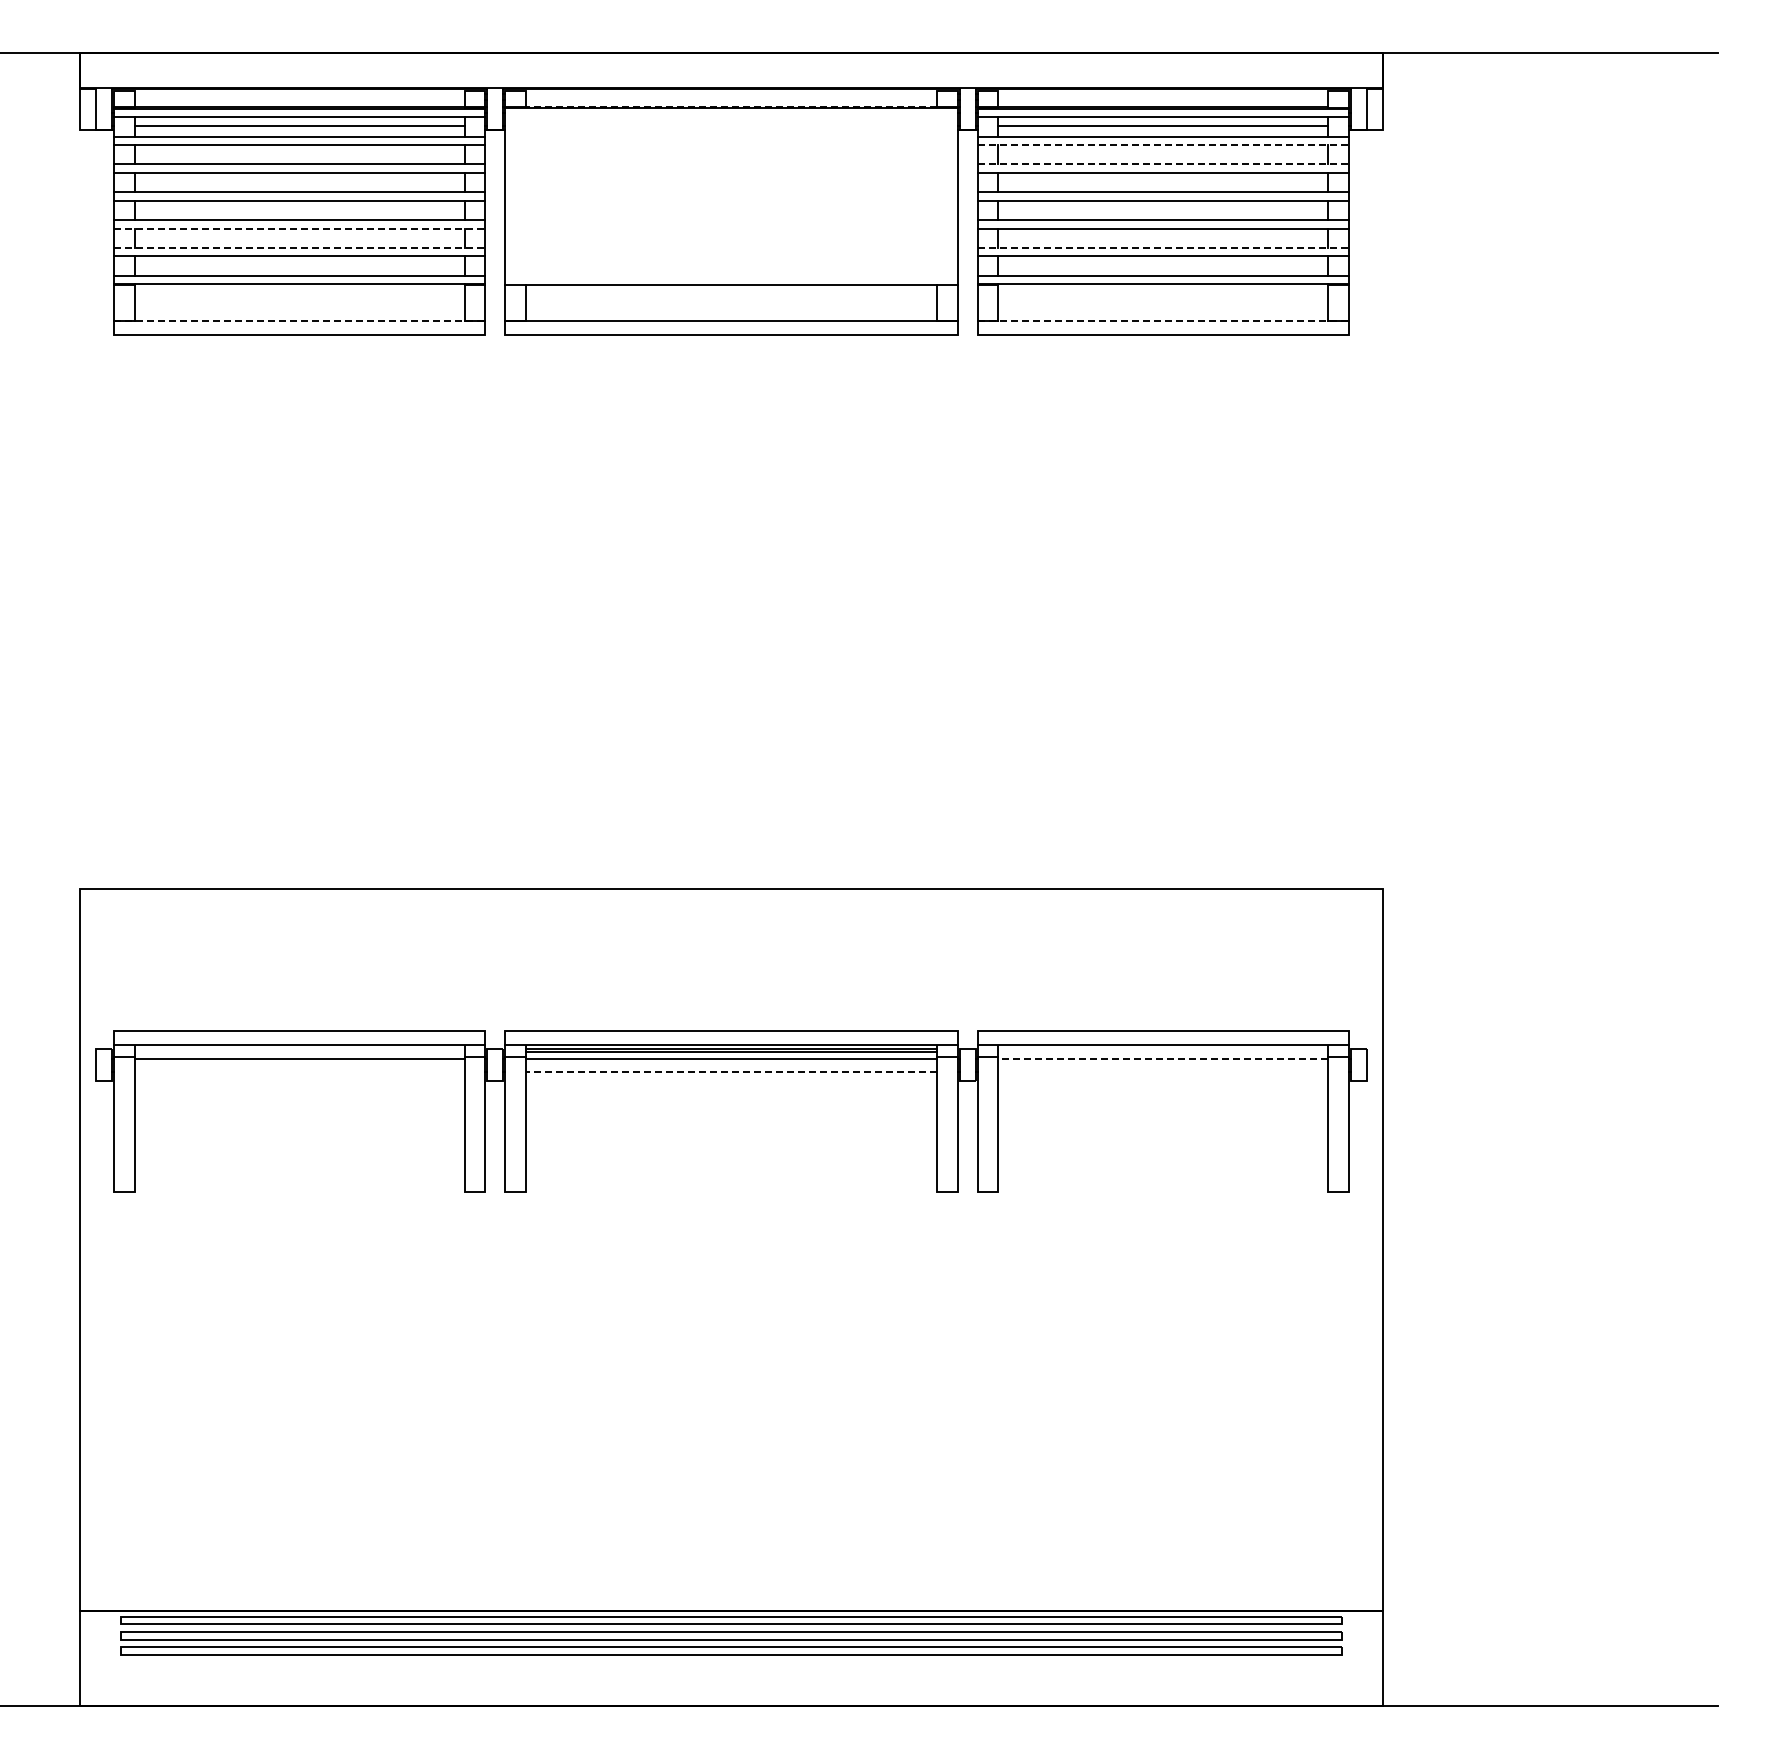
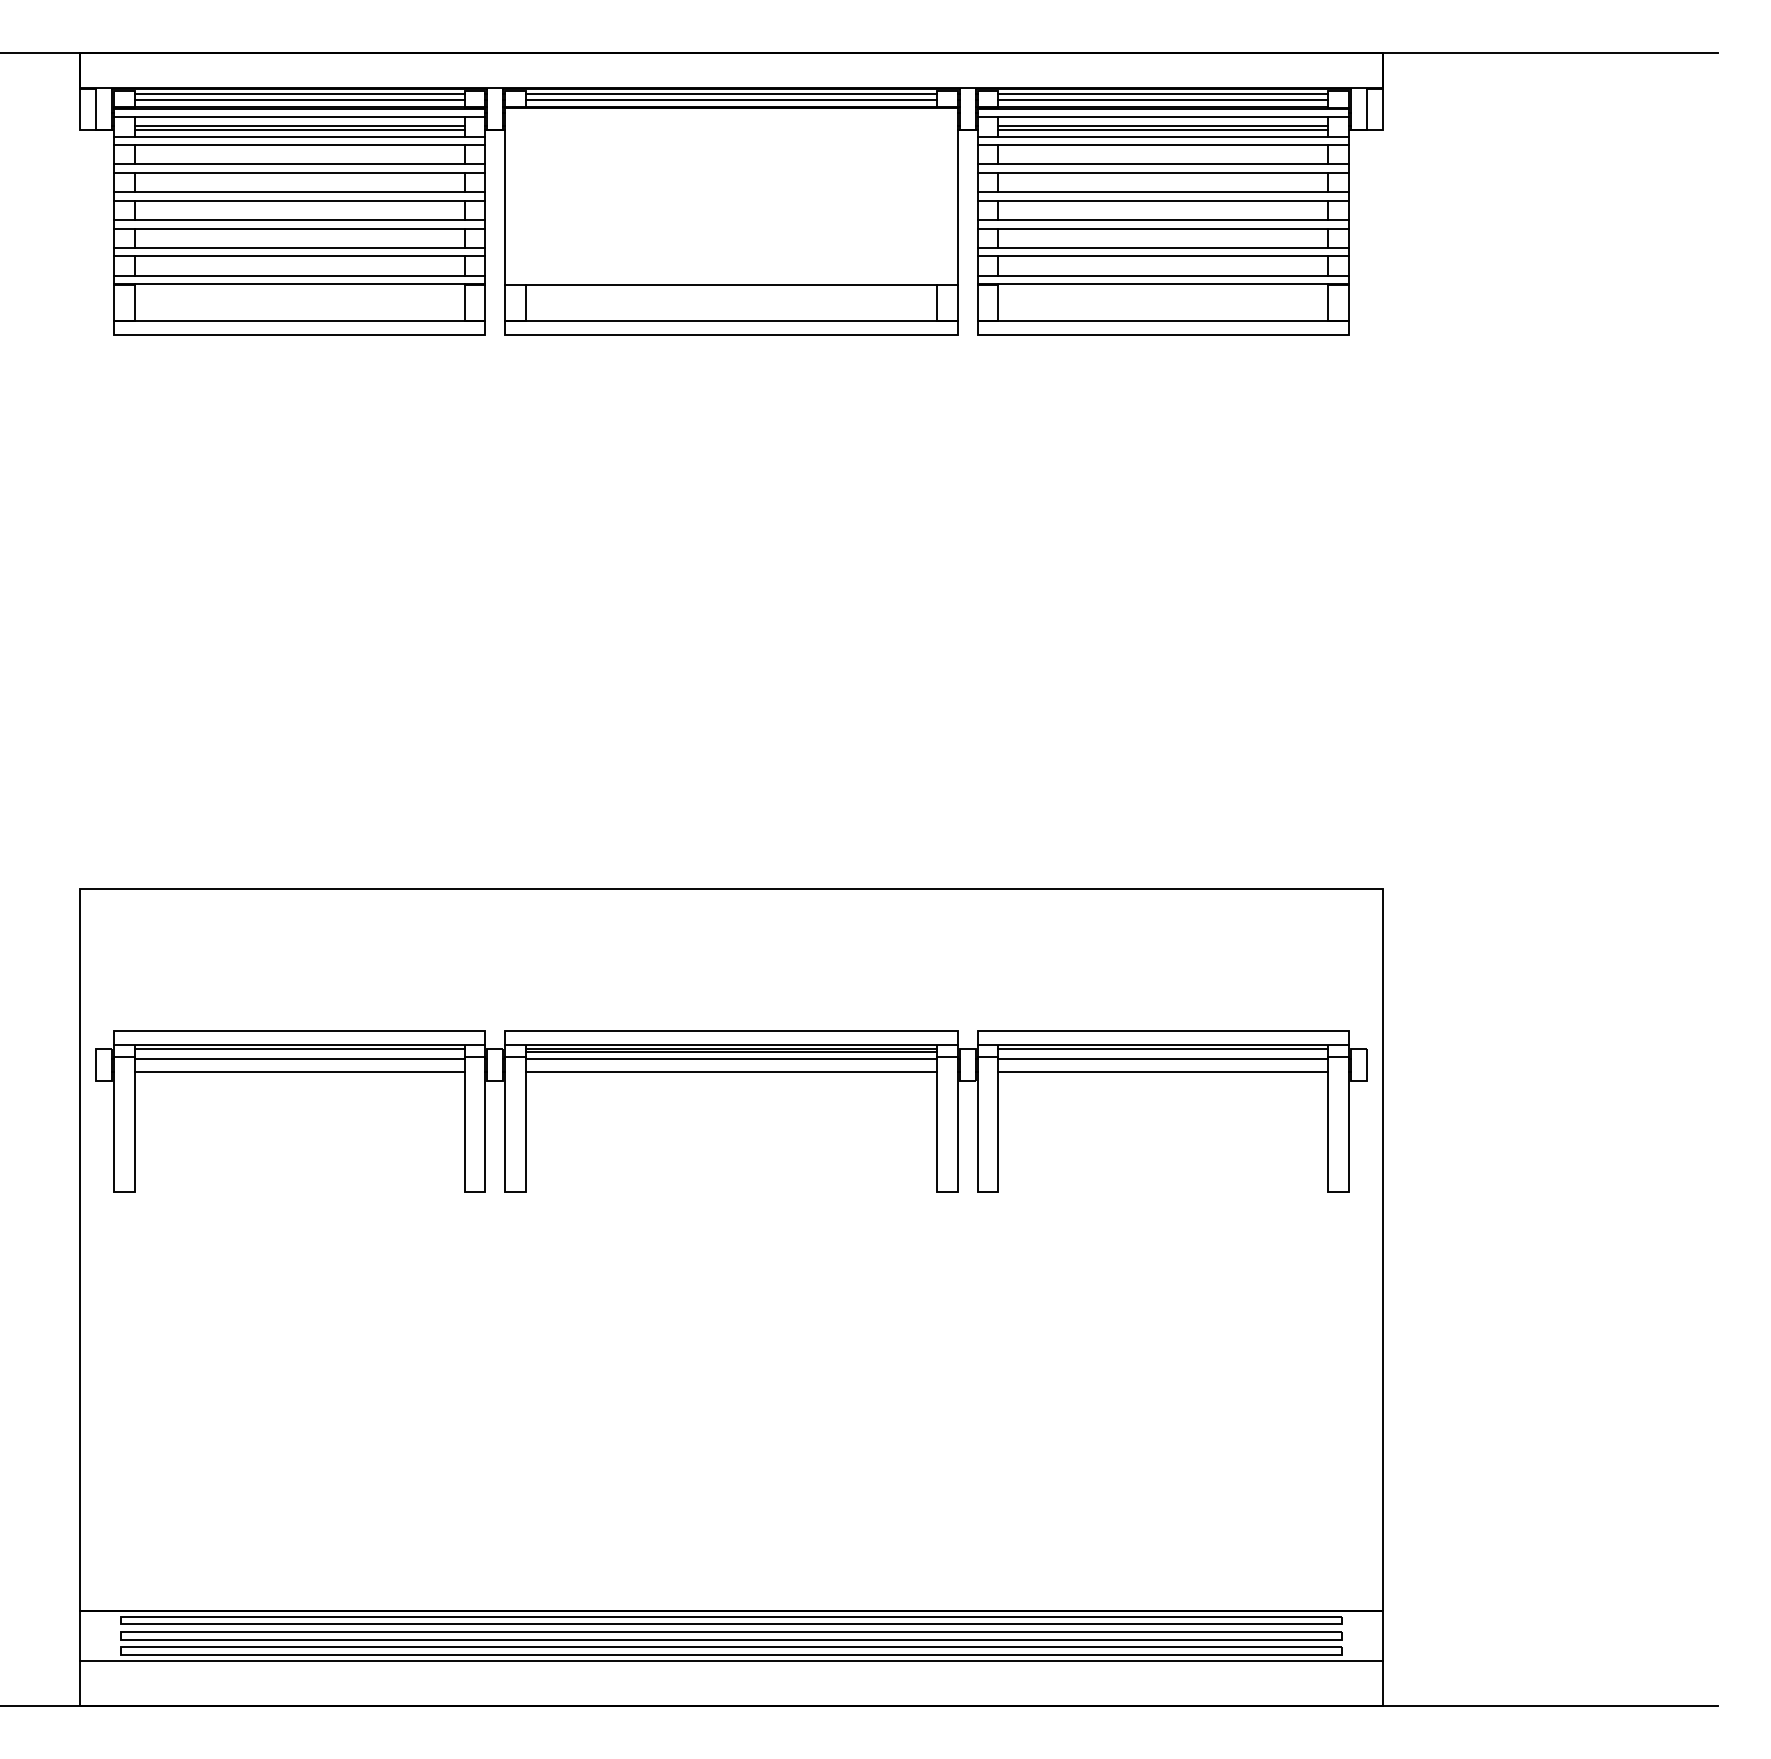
line: none -> present (299, 93)
line: none -> present (731, 93)
line: none -> present (1163, 93)
line: none -> present (299, 100)
line: none -> present (731, 100)
line: none -> present (1163, 100)
line: dashed -> solid (731, 106)
line: none -> present (299, 130)
line: none -> present (1163, 130)
line: dashed -> solid (1163, 145)
line: dashed -> solid (1163, 164)
line: dashed -> solid (300, 228)
line: dashed -> solid (300, 247)
line: dashed -> solid (1163, 247)
line: dashed -> solid (300, 321)
line: dashed -> solid (1163, 321)
line: none -> present (299, 1048)
line: none -> present (1163, 1048)
line: dashed -> solid (1163, 1058)
line: none -> present (299, 1072)
line: dashed -> solid (731, 1072)
line: none -> present (1163, 1072)
line: none -> present (731, 1660)
